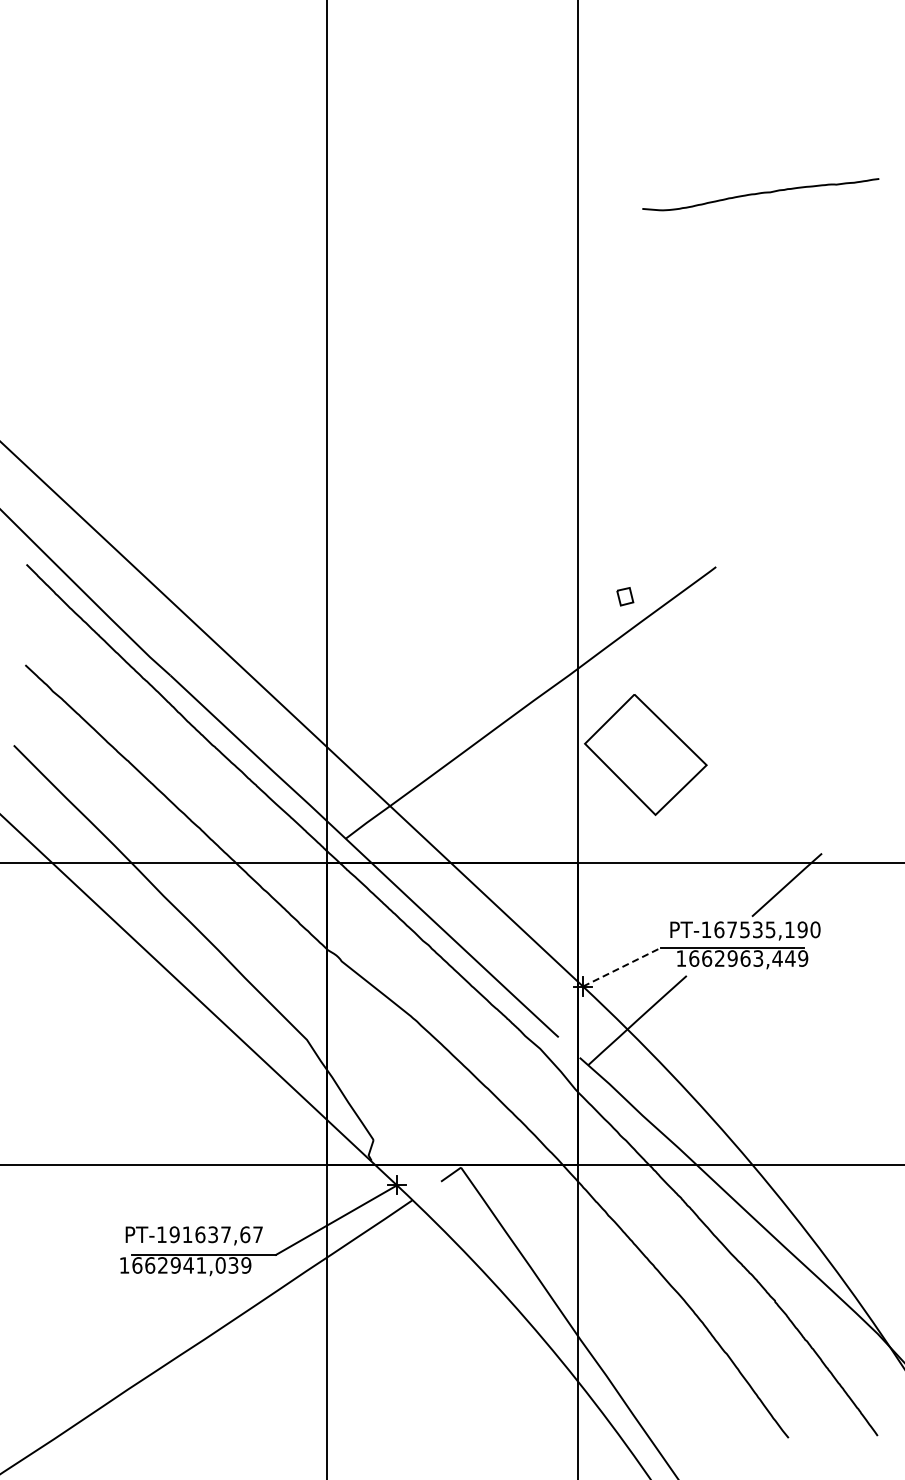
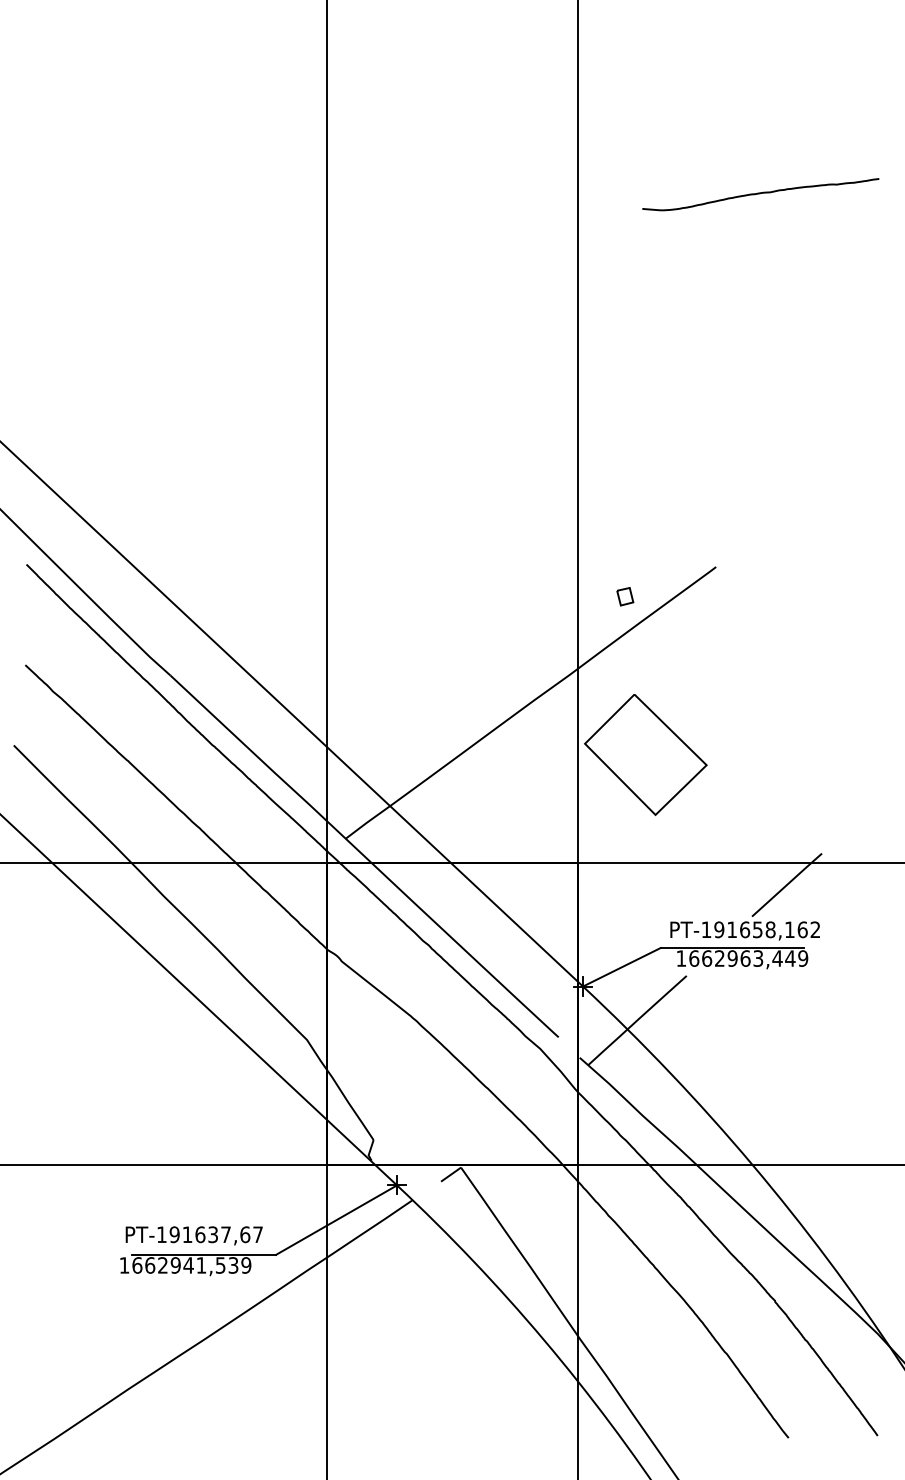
text: PT-167535,190 -> PT-191658,162 (767, 929)
line: dashed -> solid (622, 967)
text: 1662941,039 -> 1662941,539 (220, 1265)
